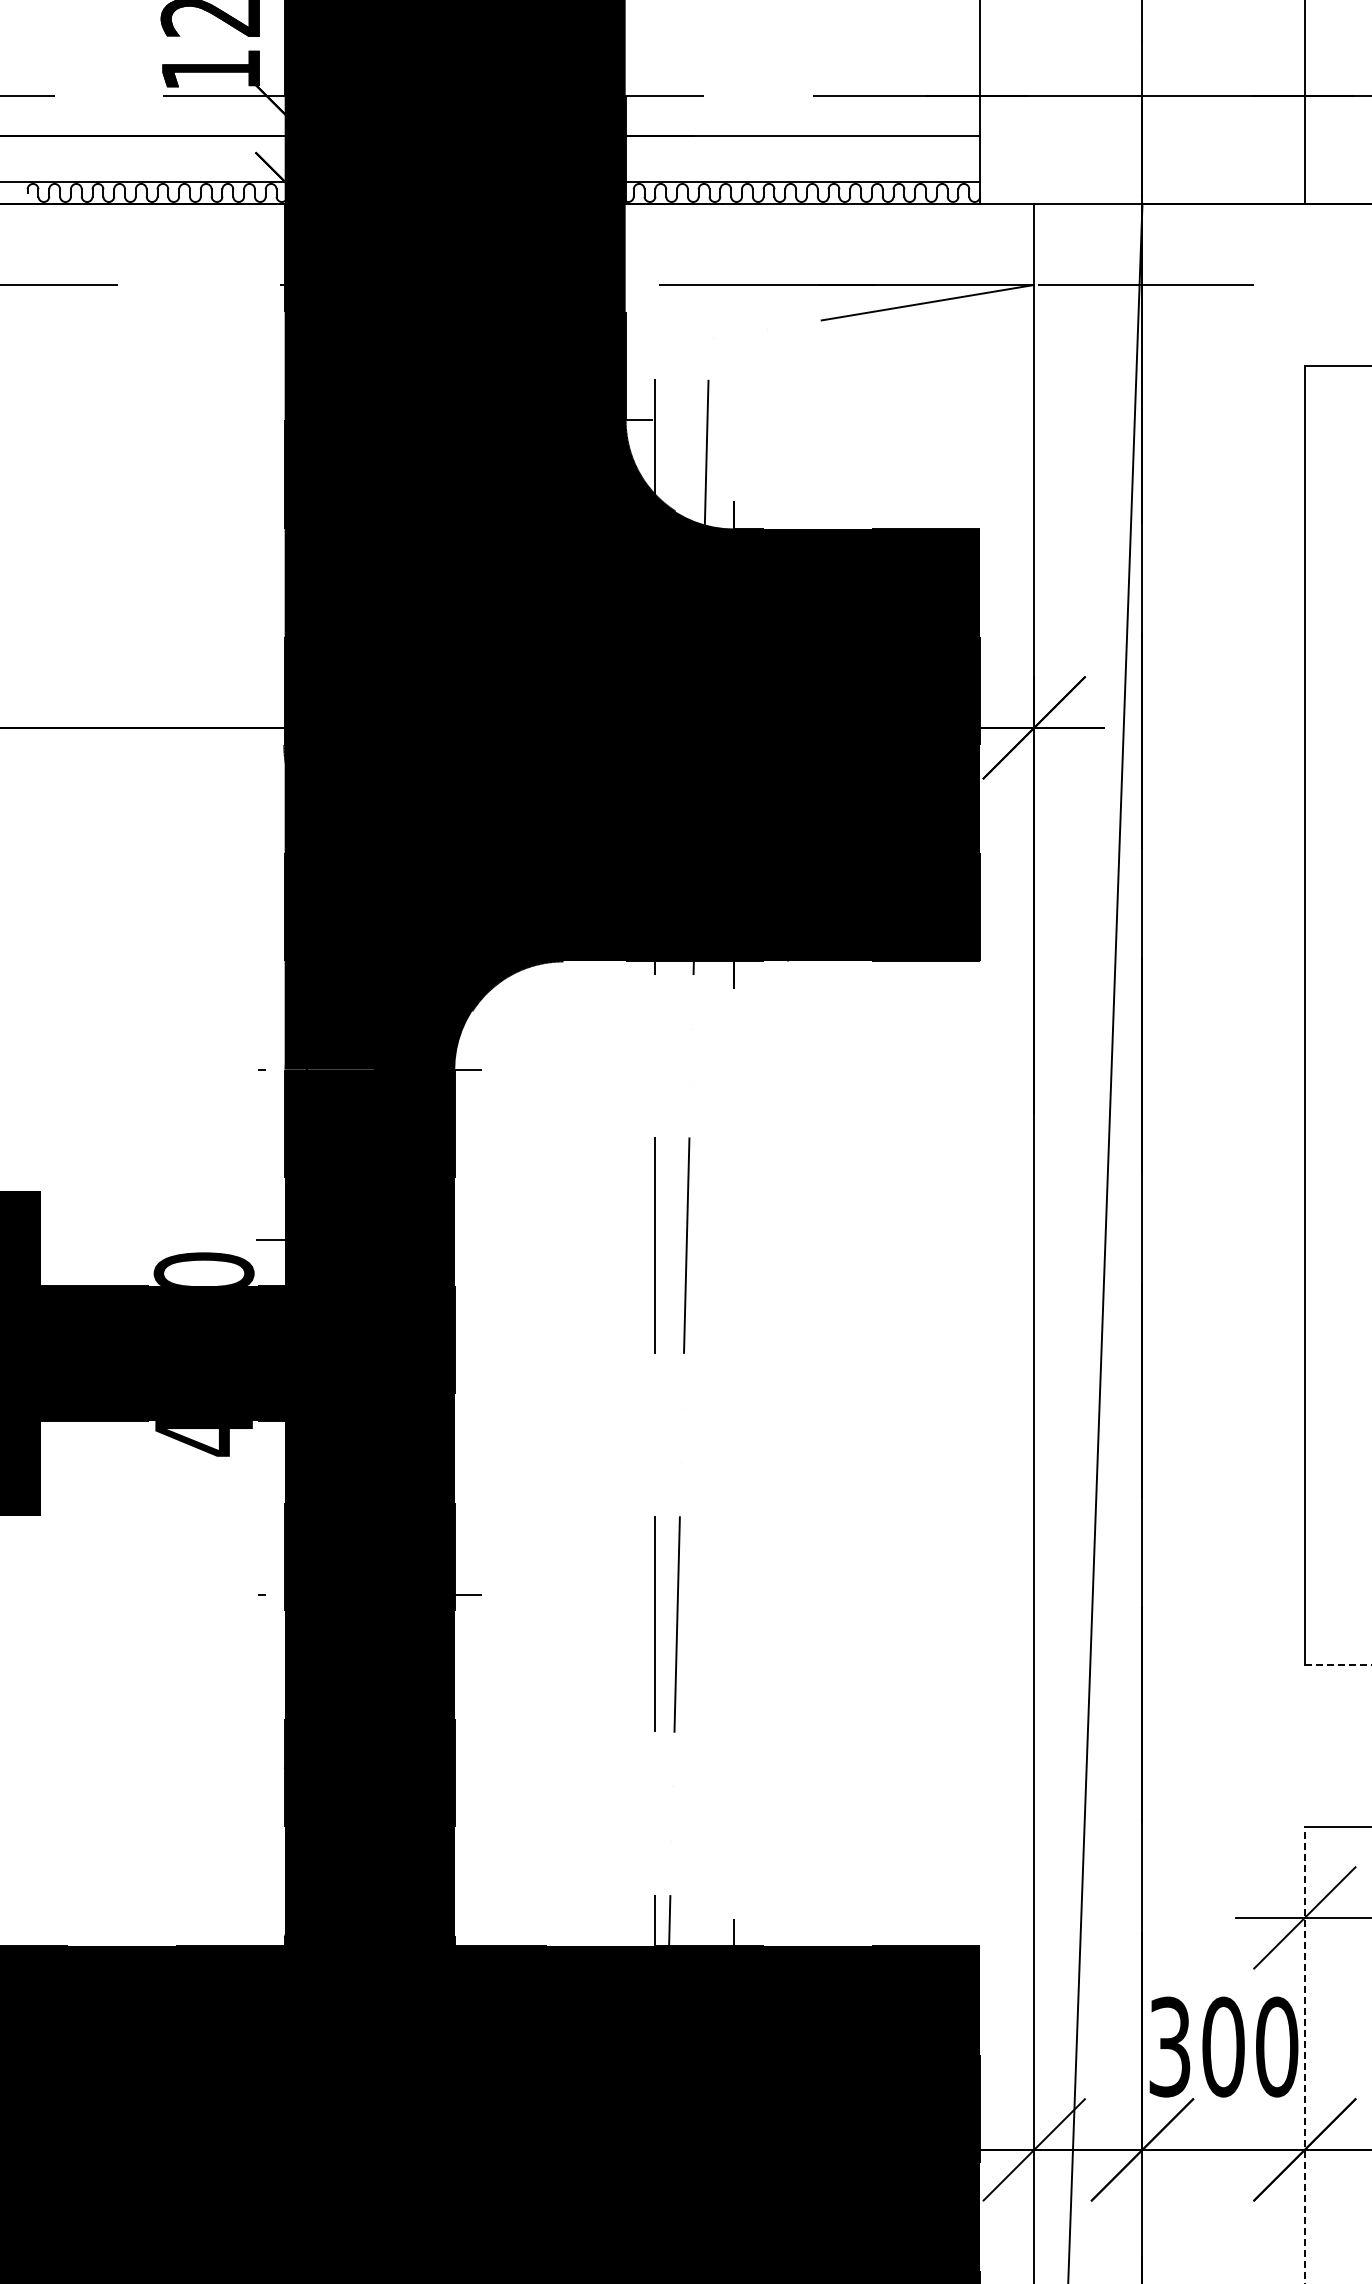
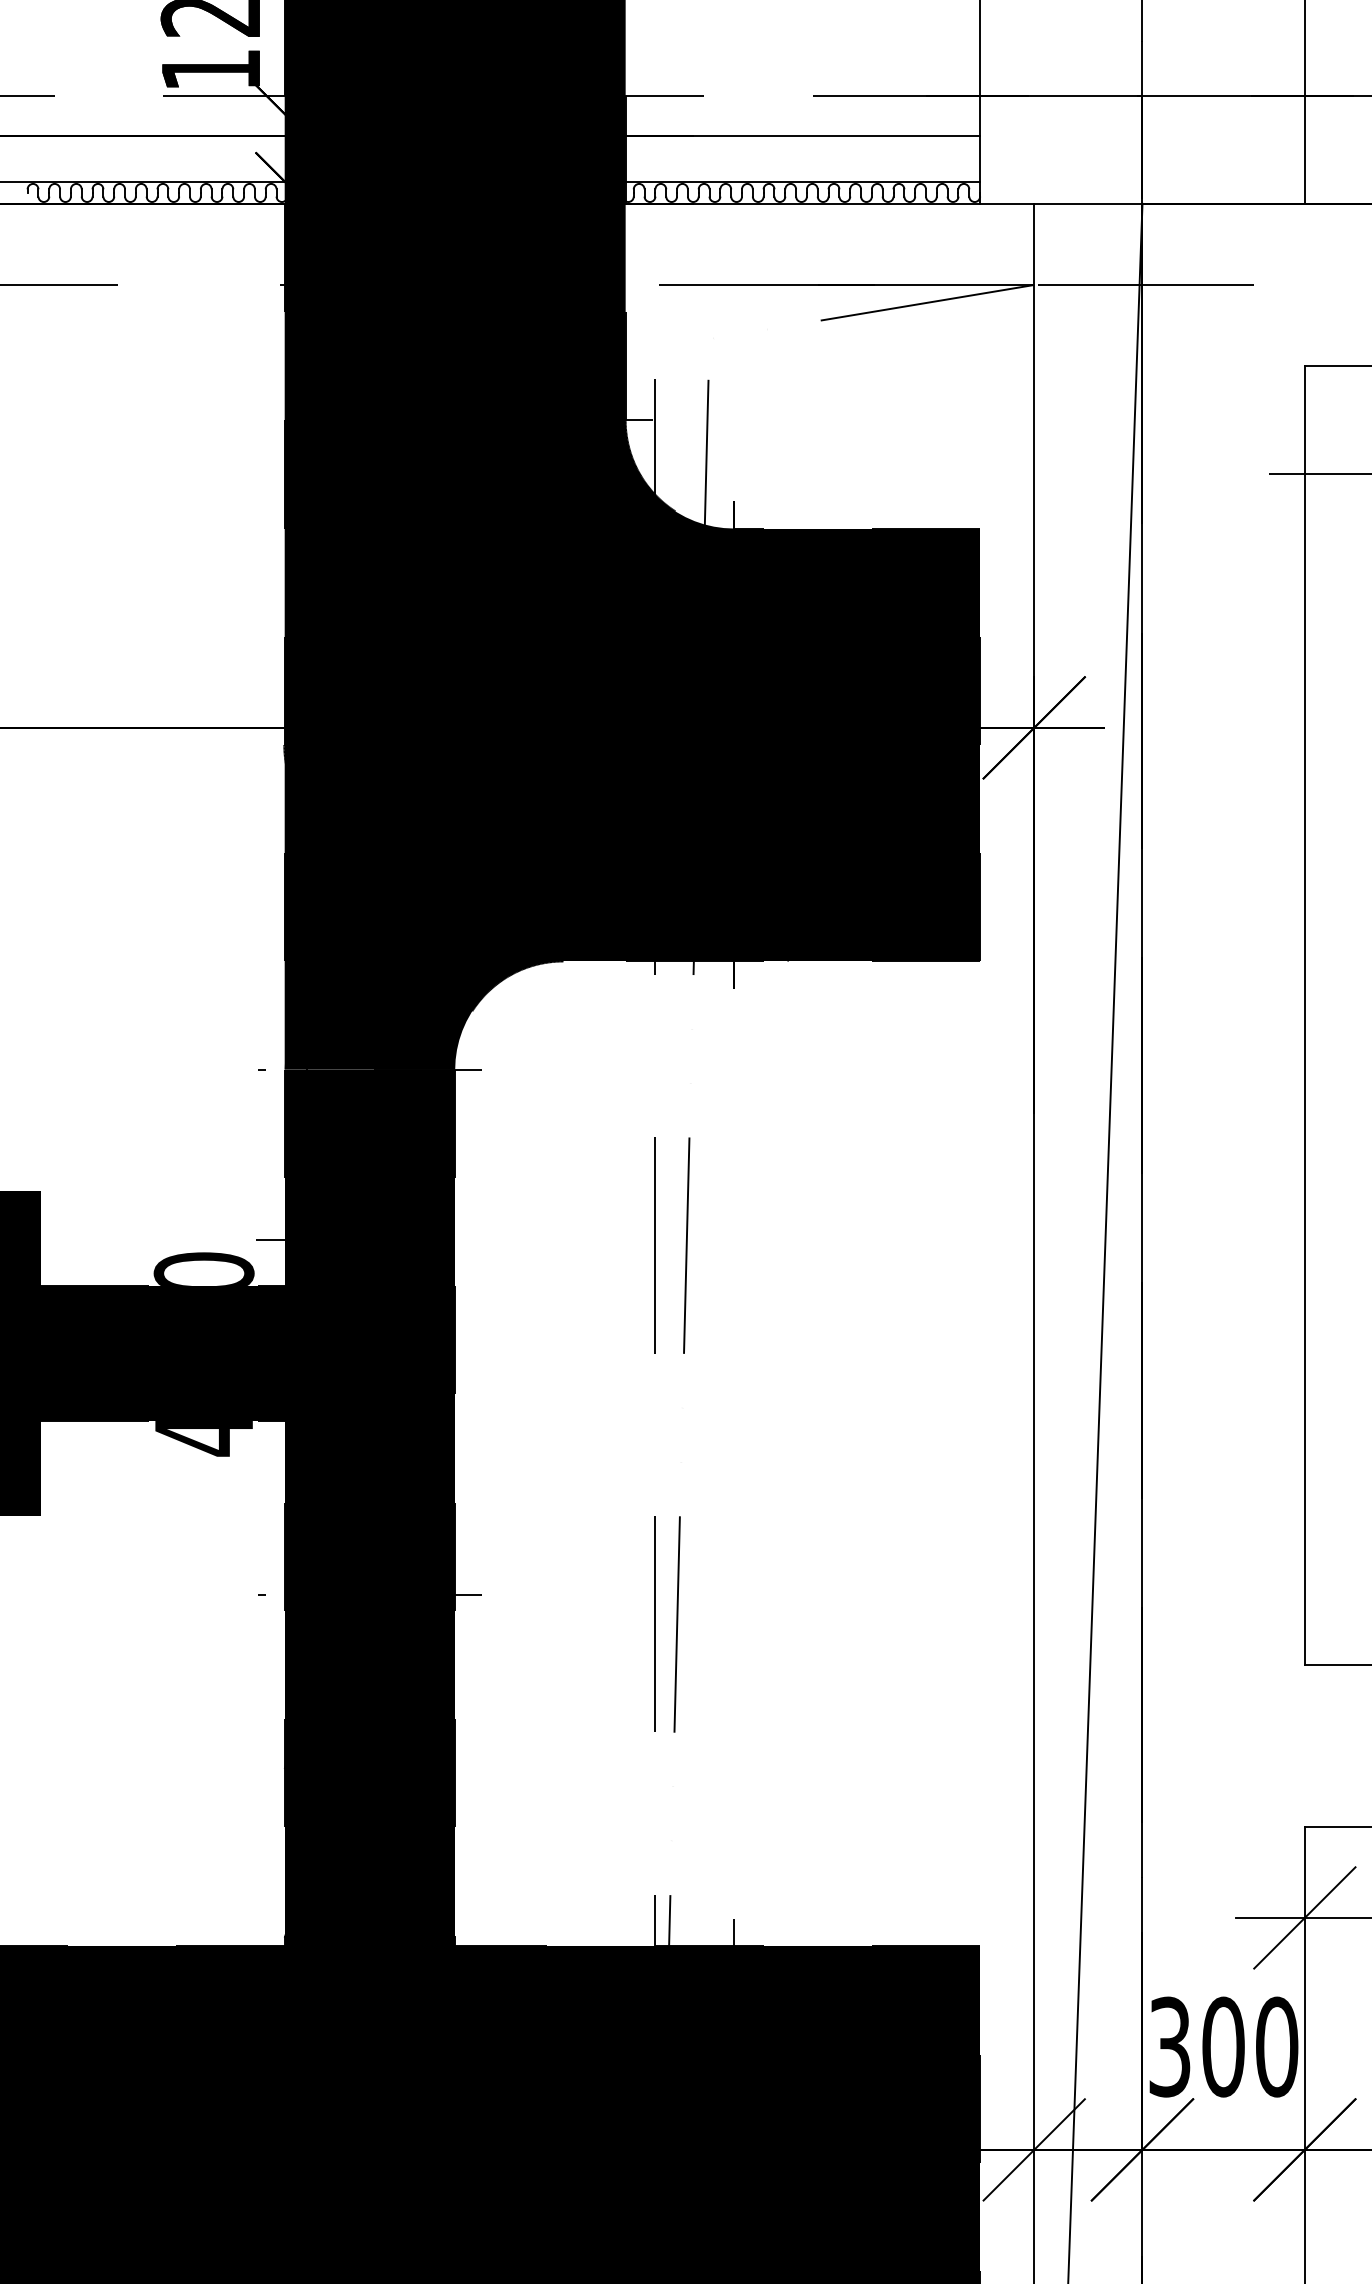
line: none -> present (1318, 474)
line: dashed -> solid (1338, 1665)
line: dashed -> solid (1304, 2055)
